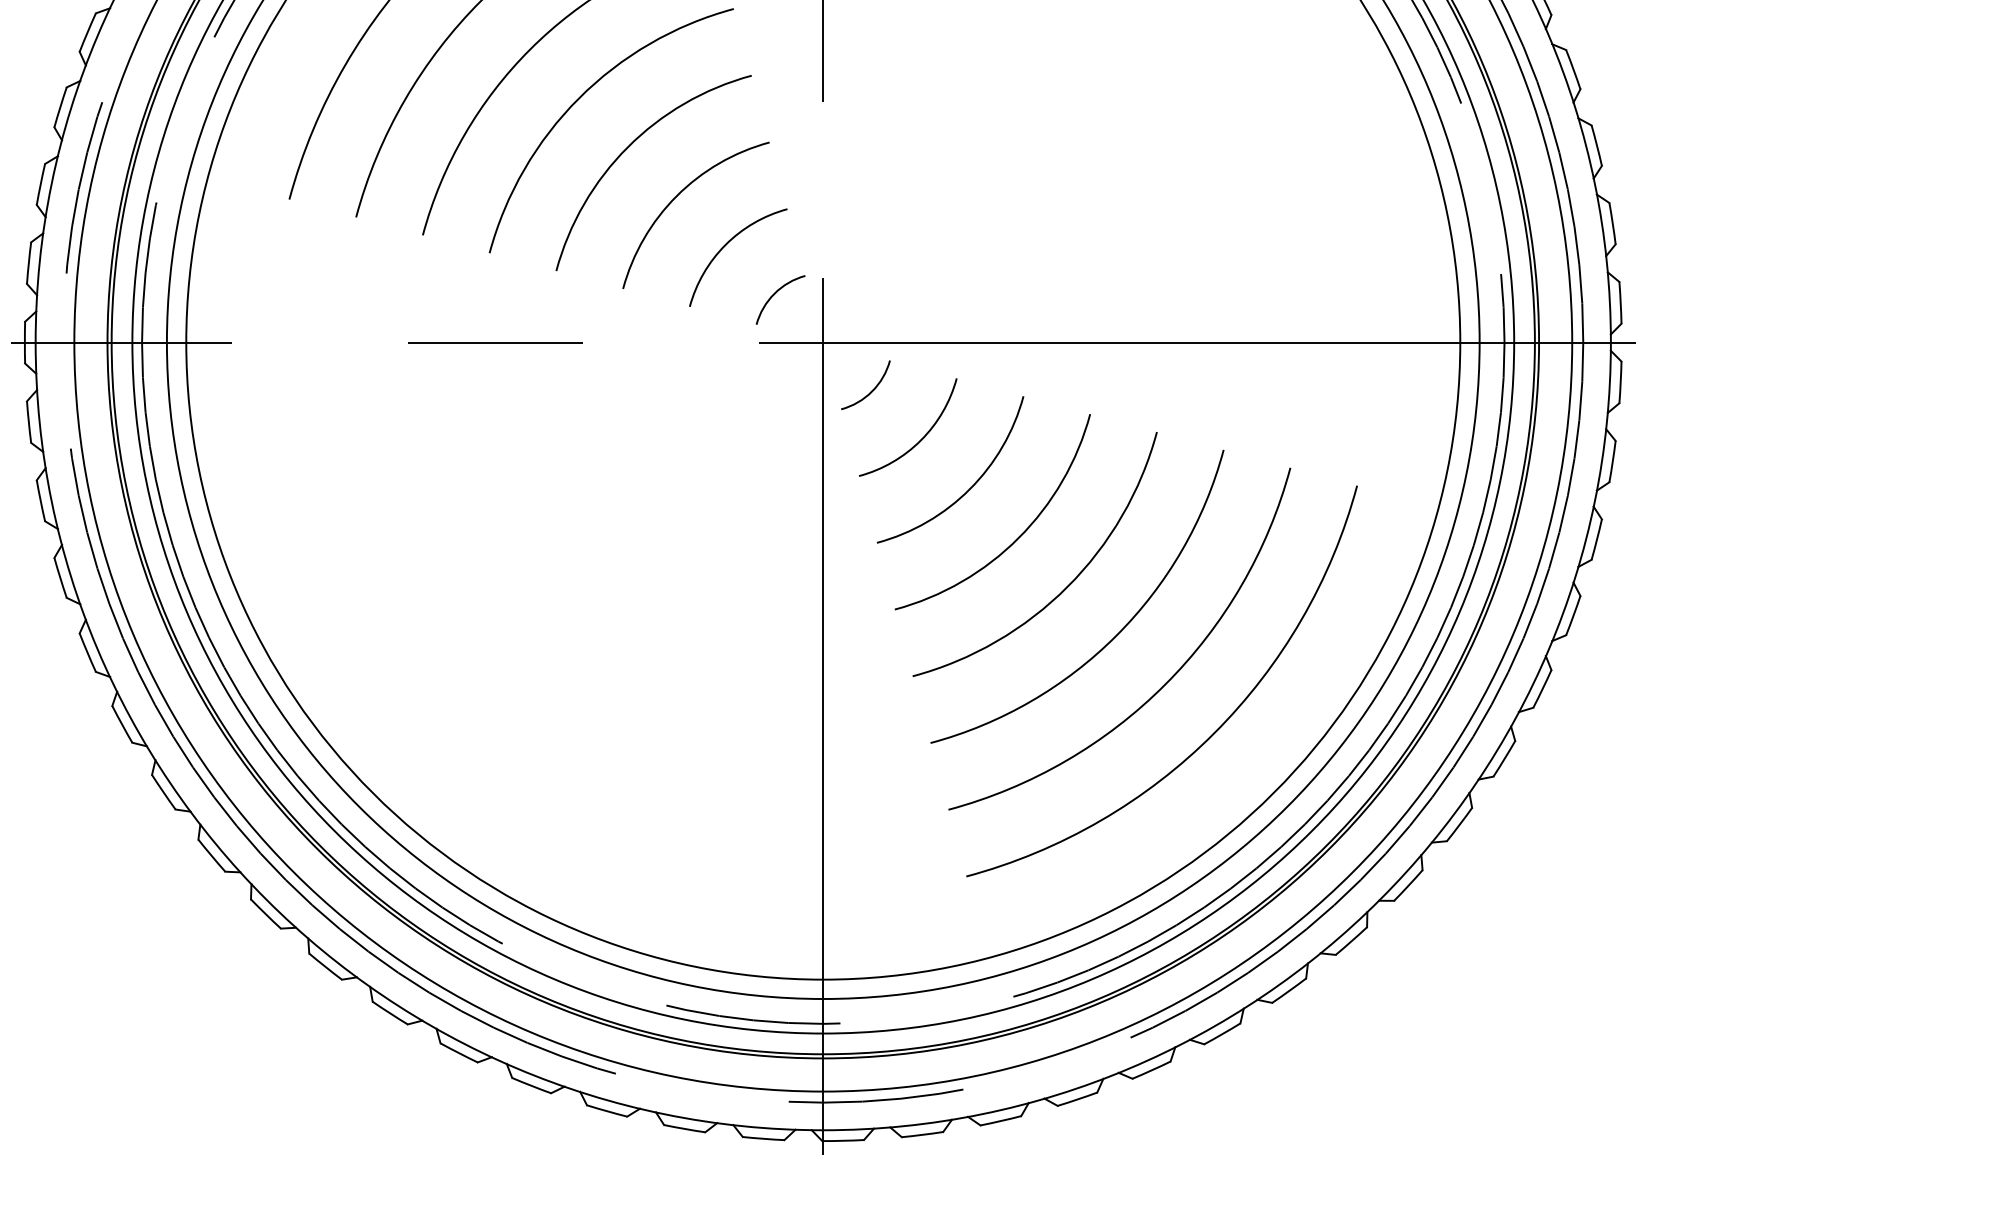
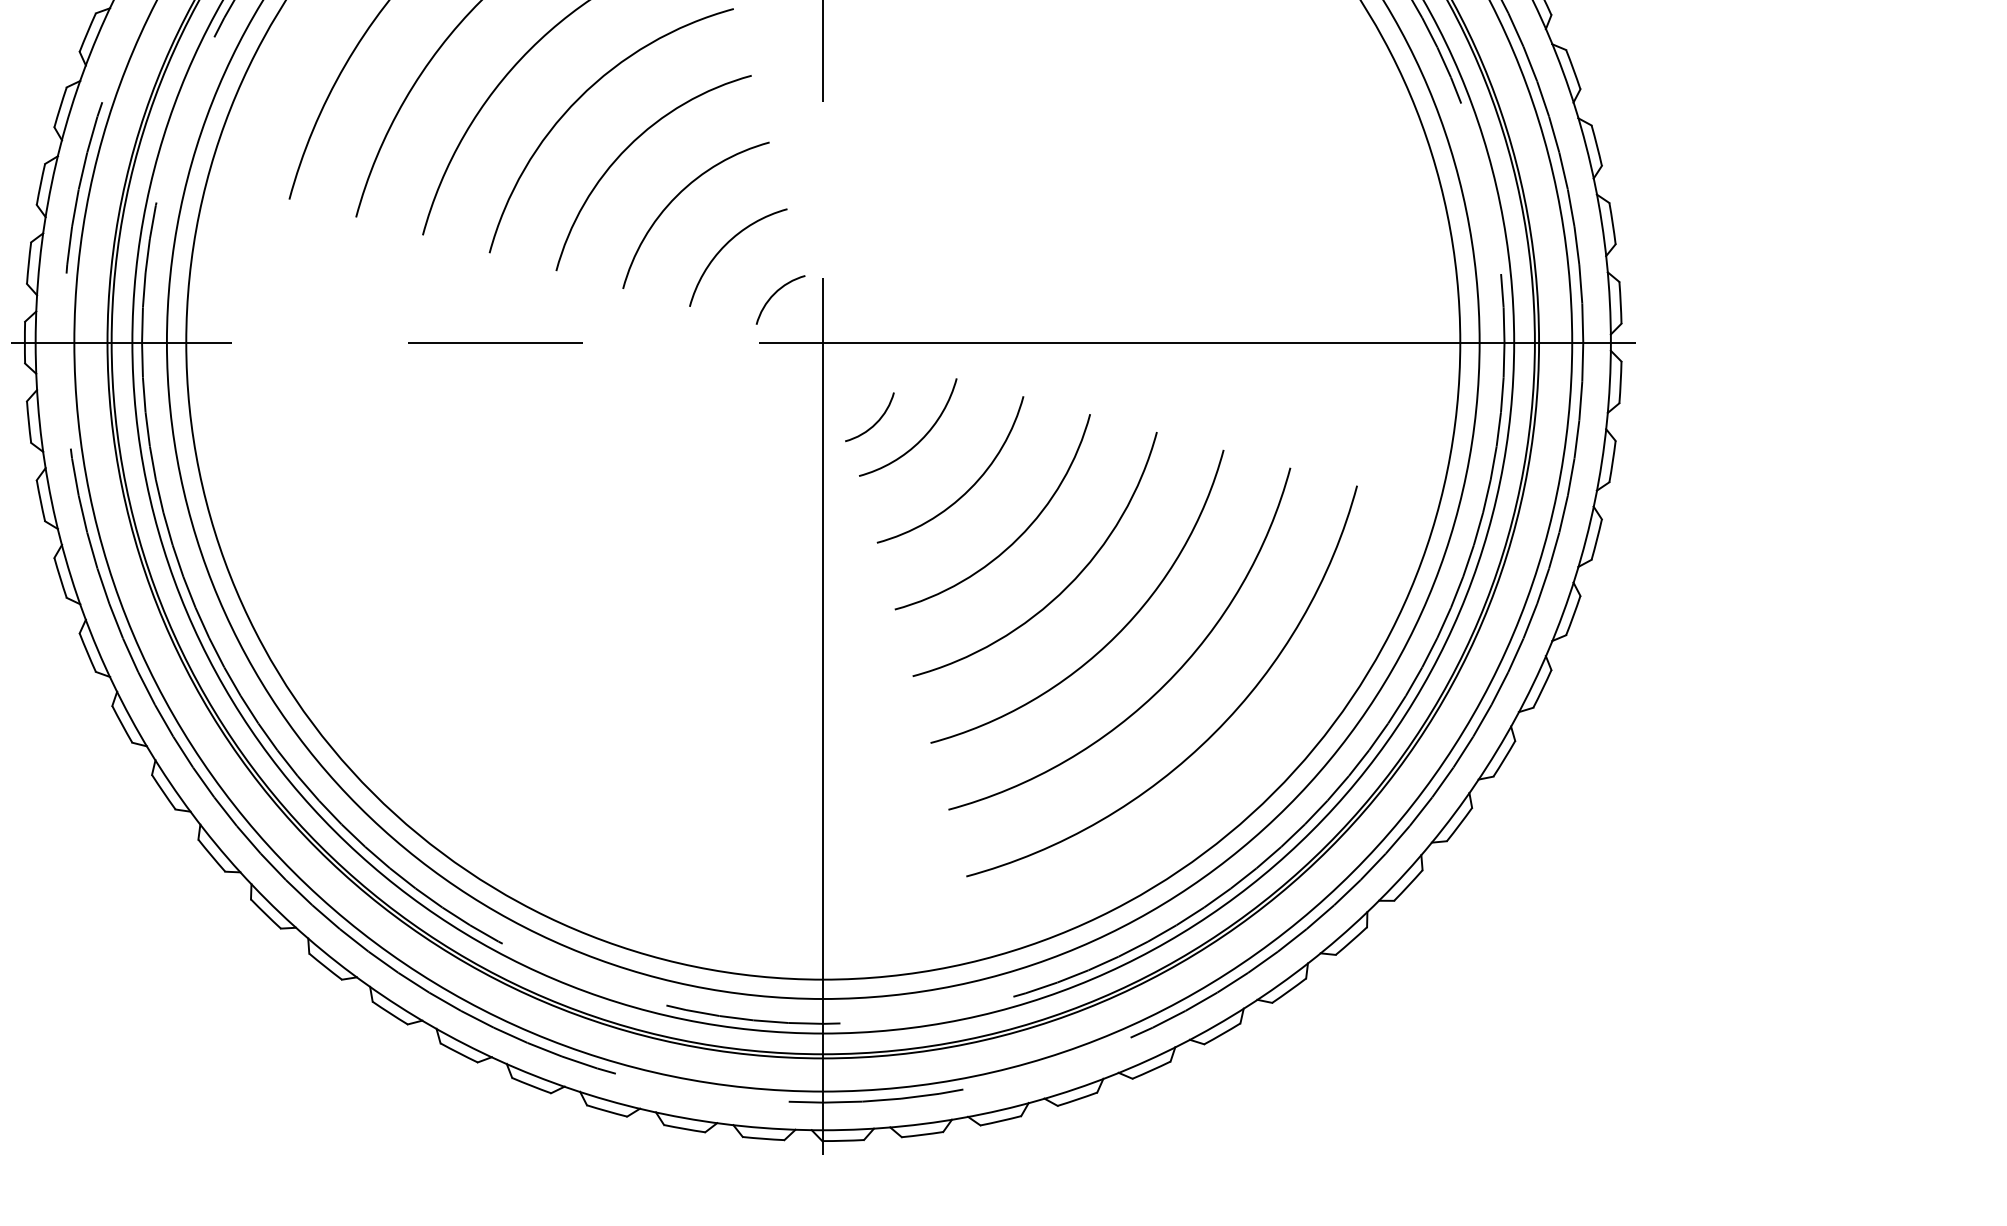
arc position: (871, 390) -> (875, 422) (875, 422)
